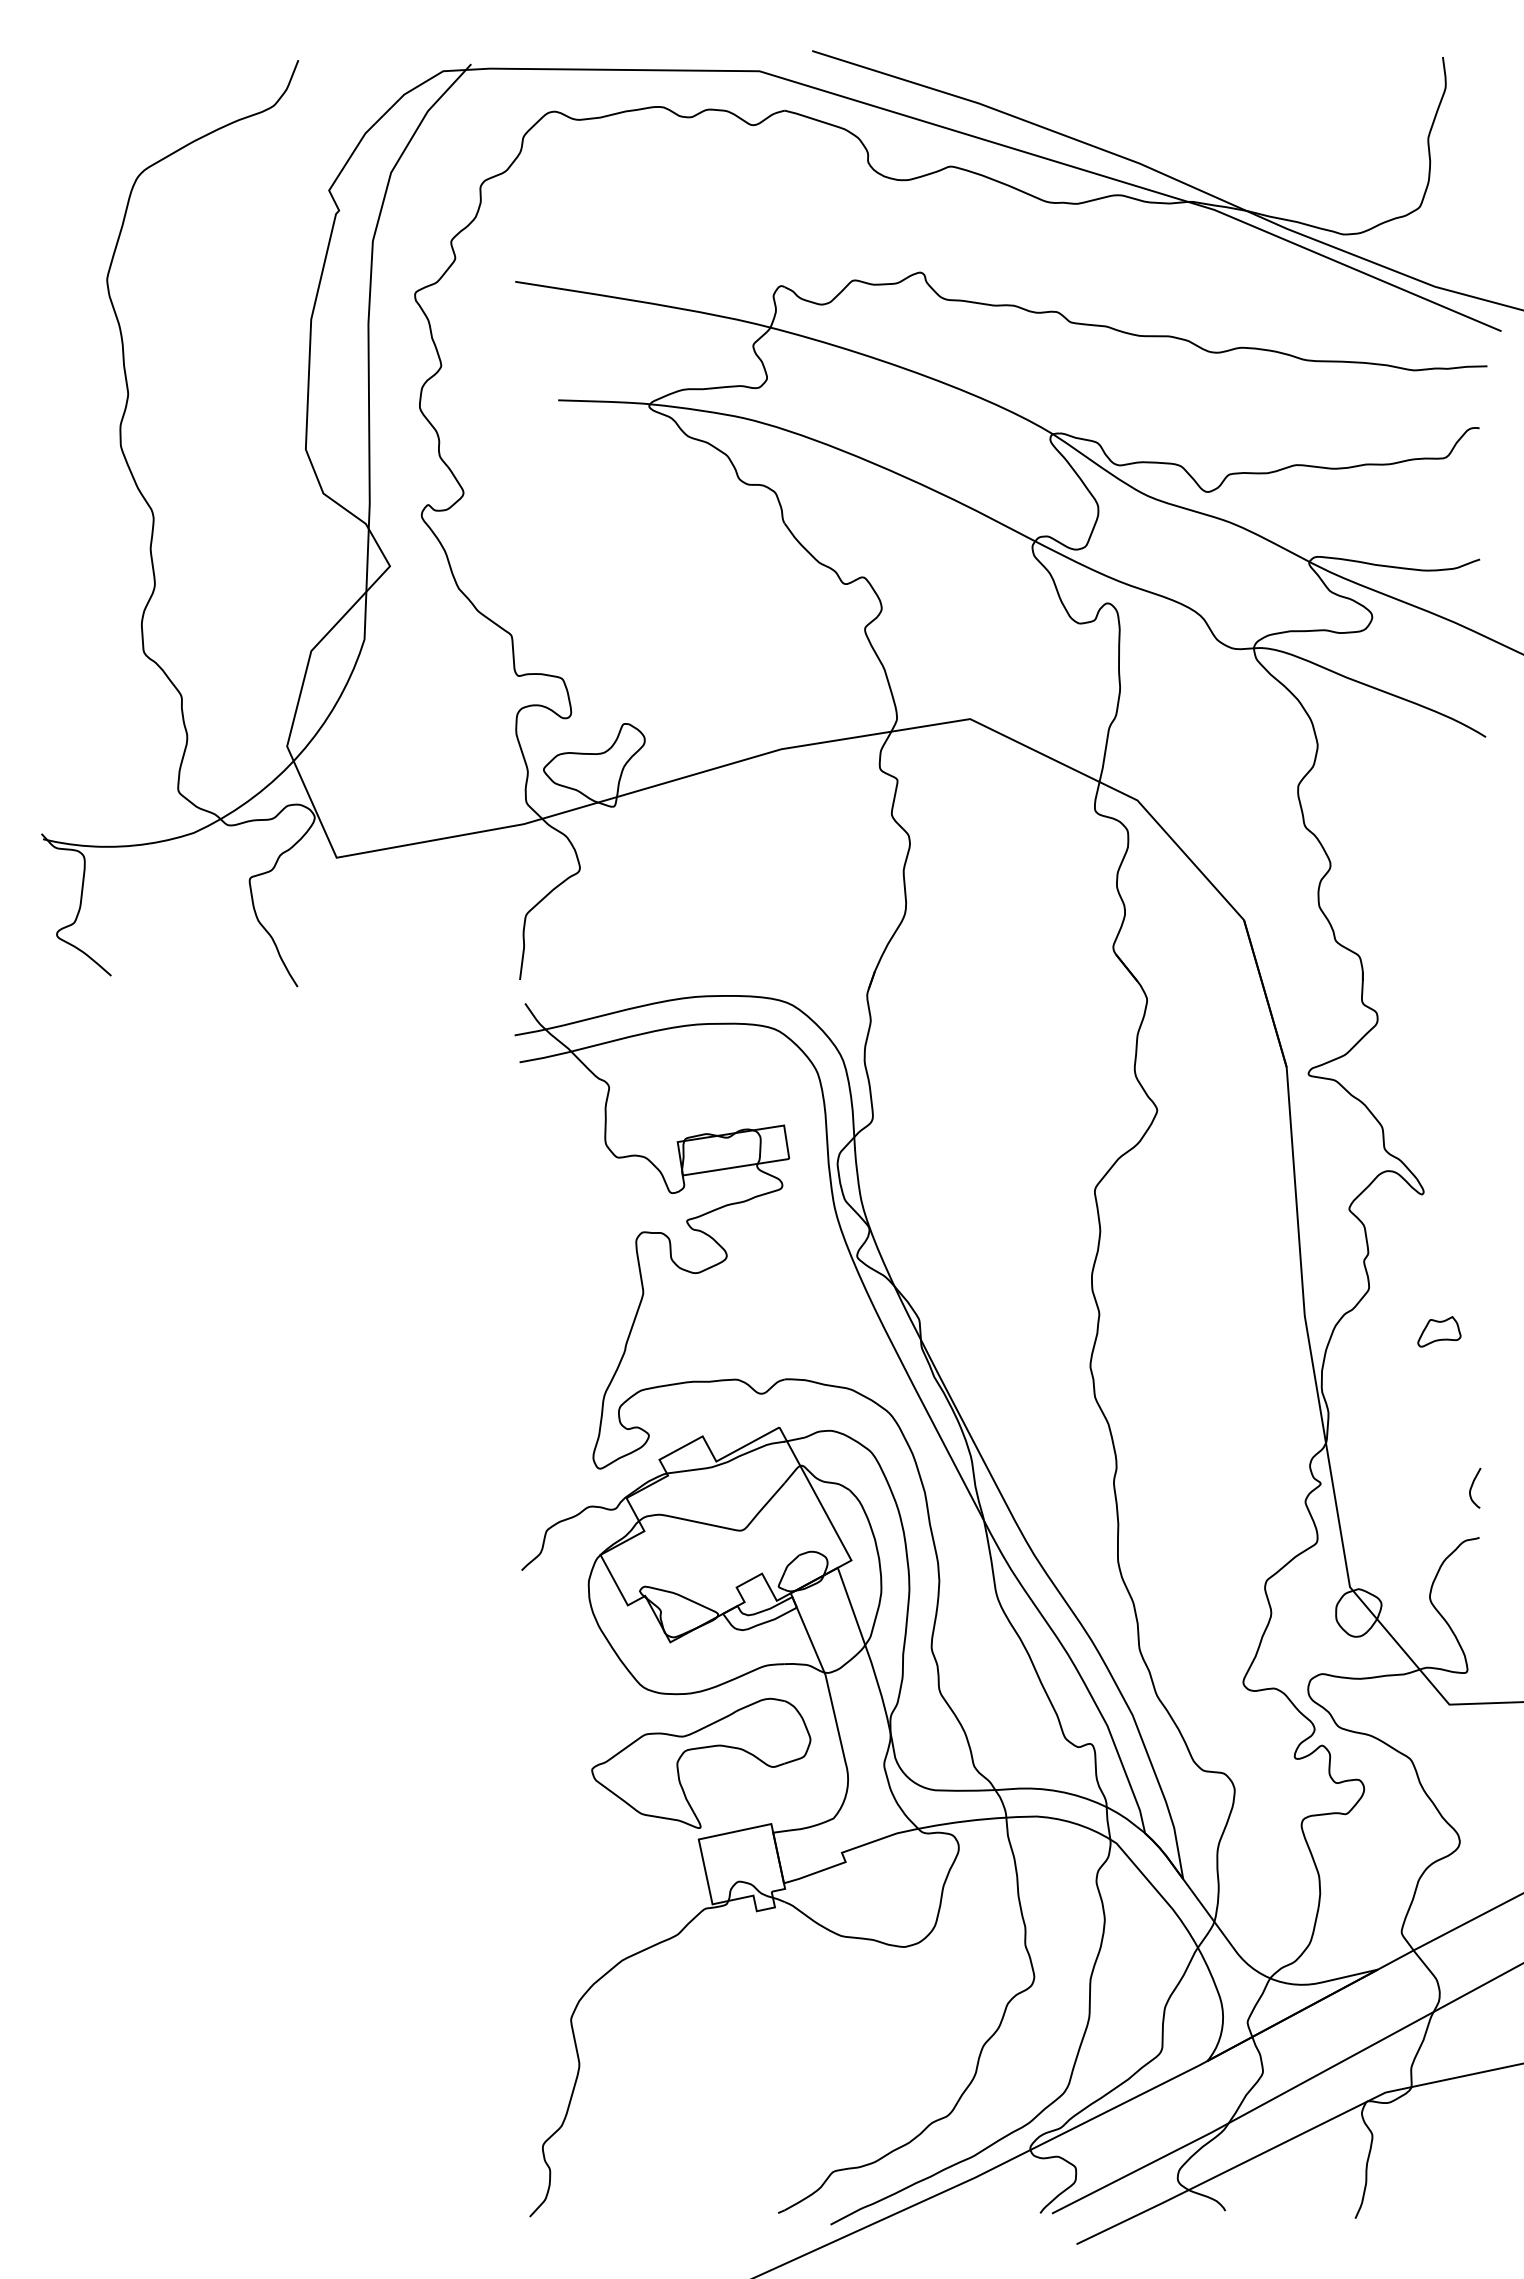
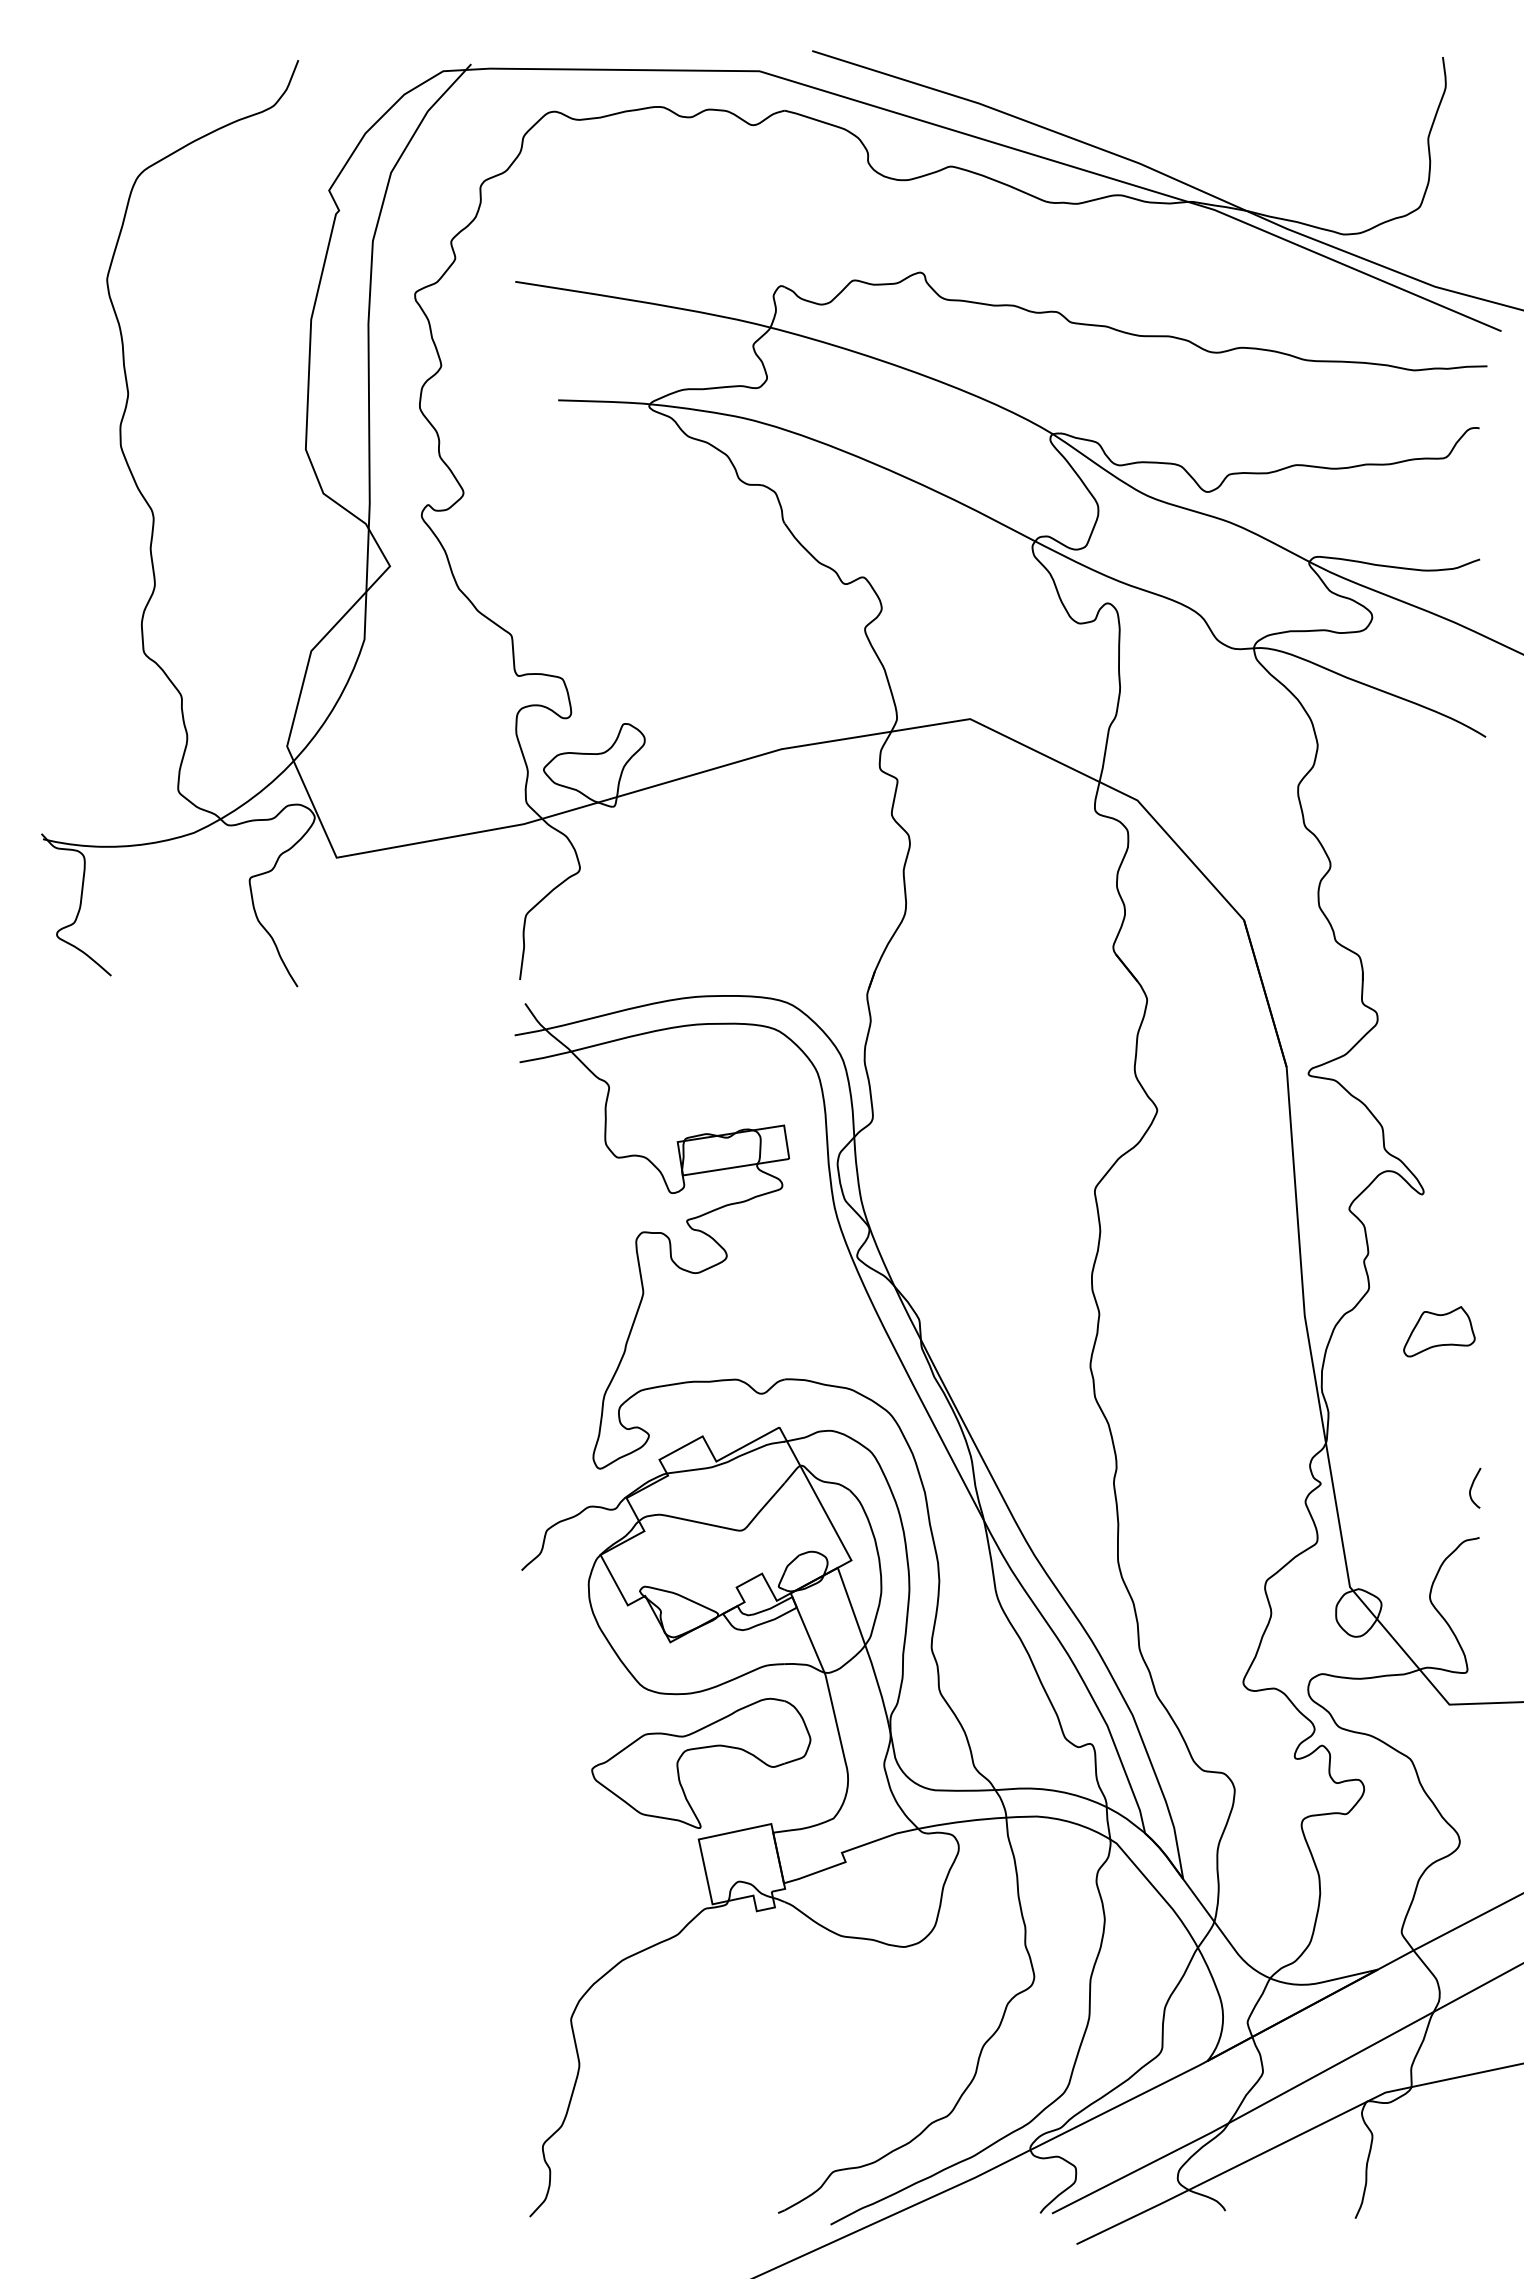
part size: 45x32 px -> 73x52 px (1439, 1331)
